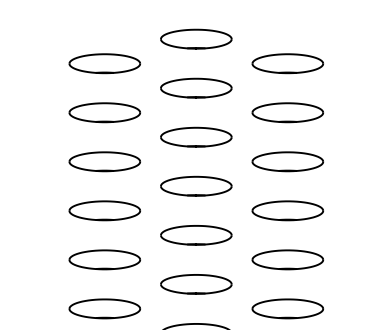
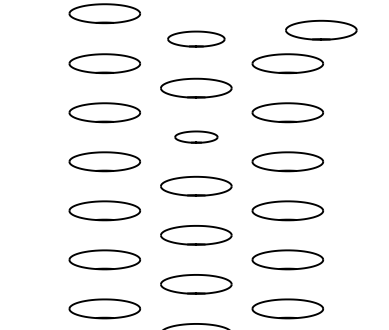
part: none -> present (104, 13)
part: none -> present (321, 29)
part size: 73x22 px -> 59x18 px (196, 38)
part size: 73x22 px -> 45x14 px (196, 136)
